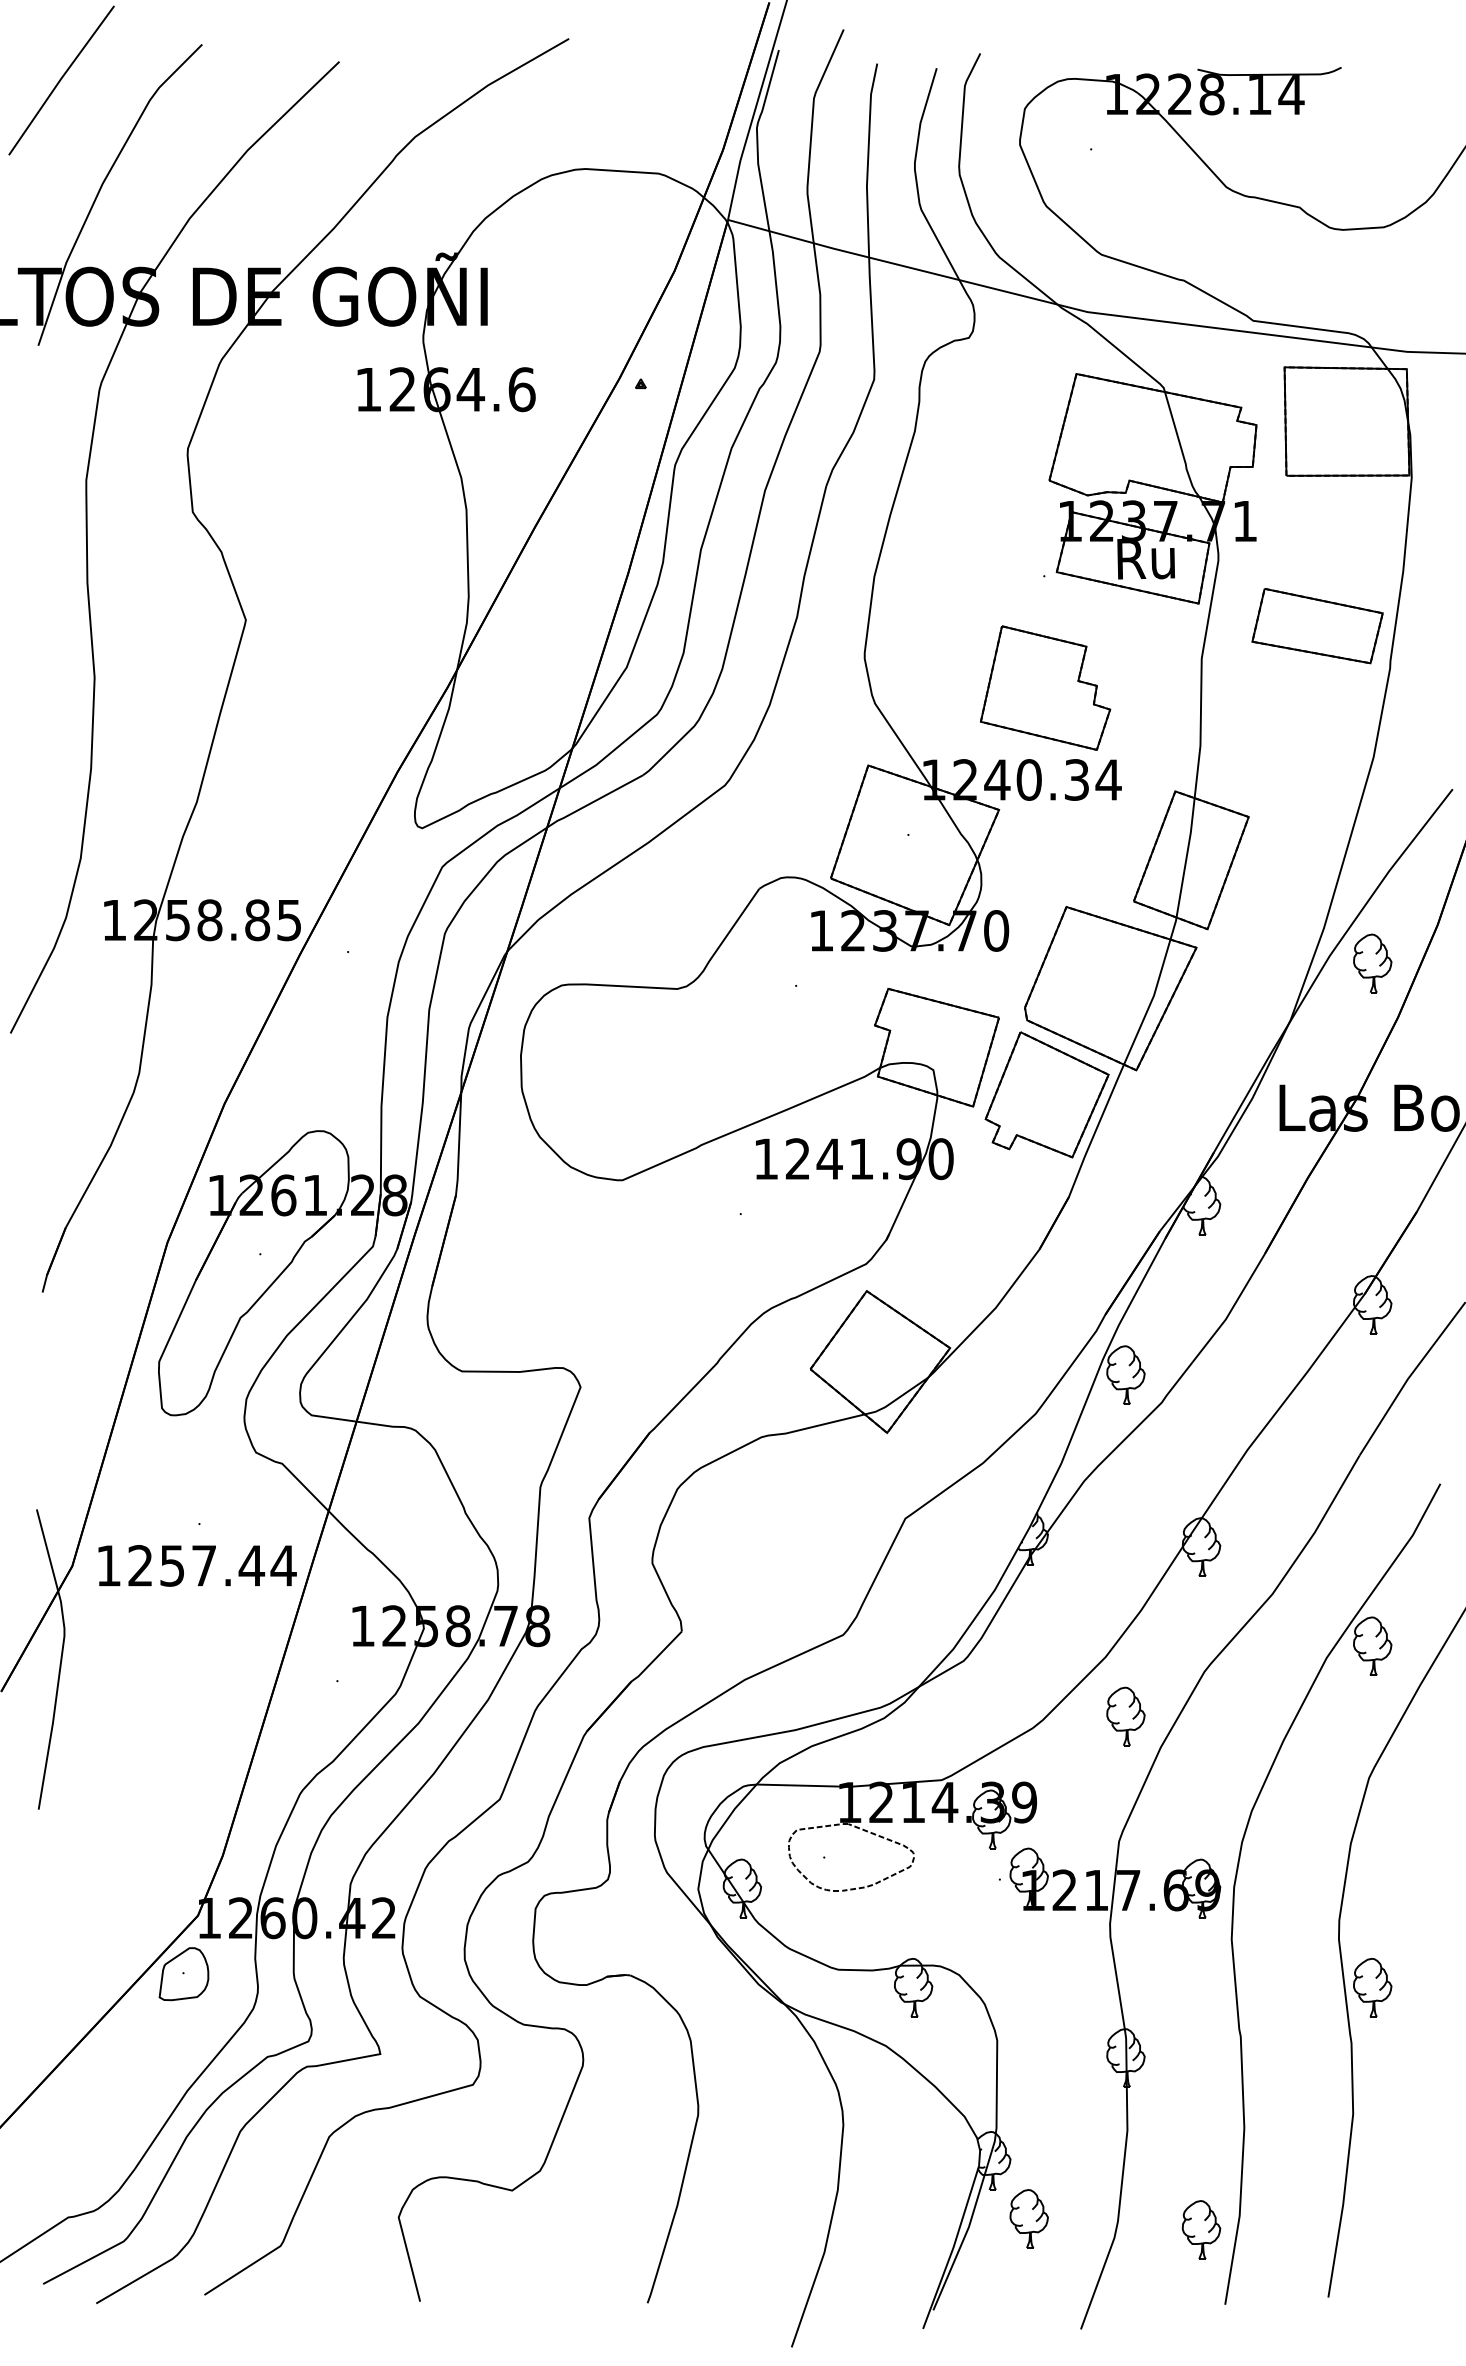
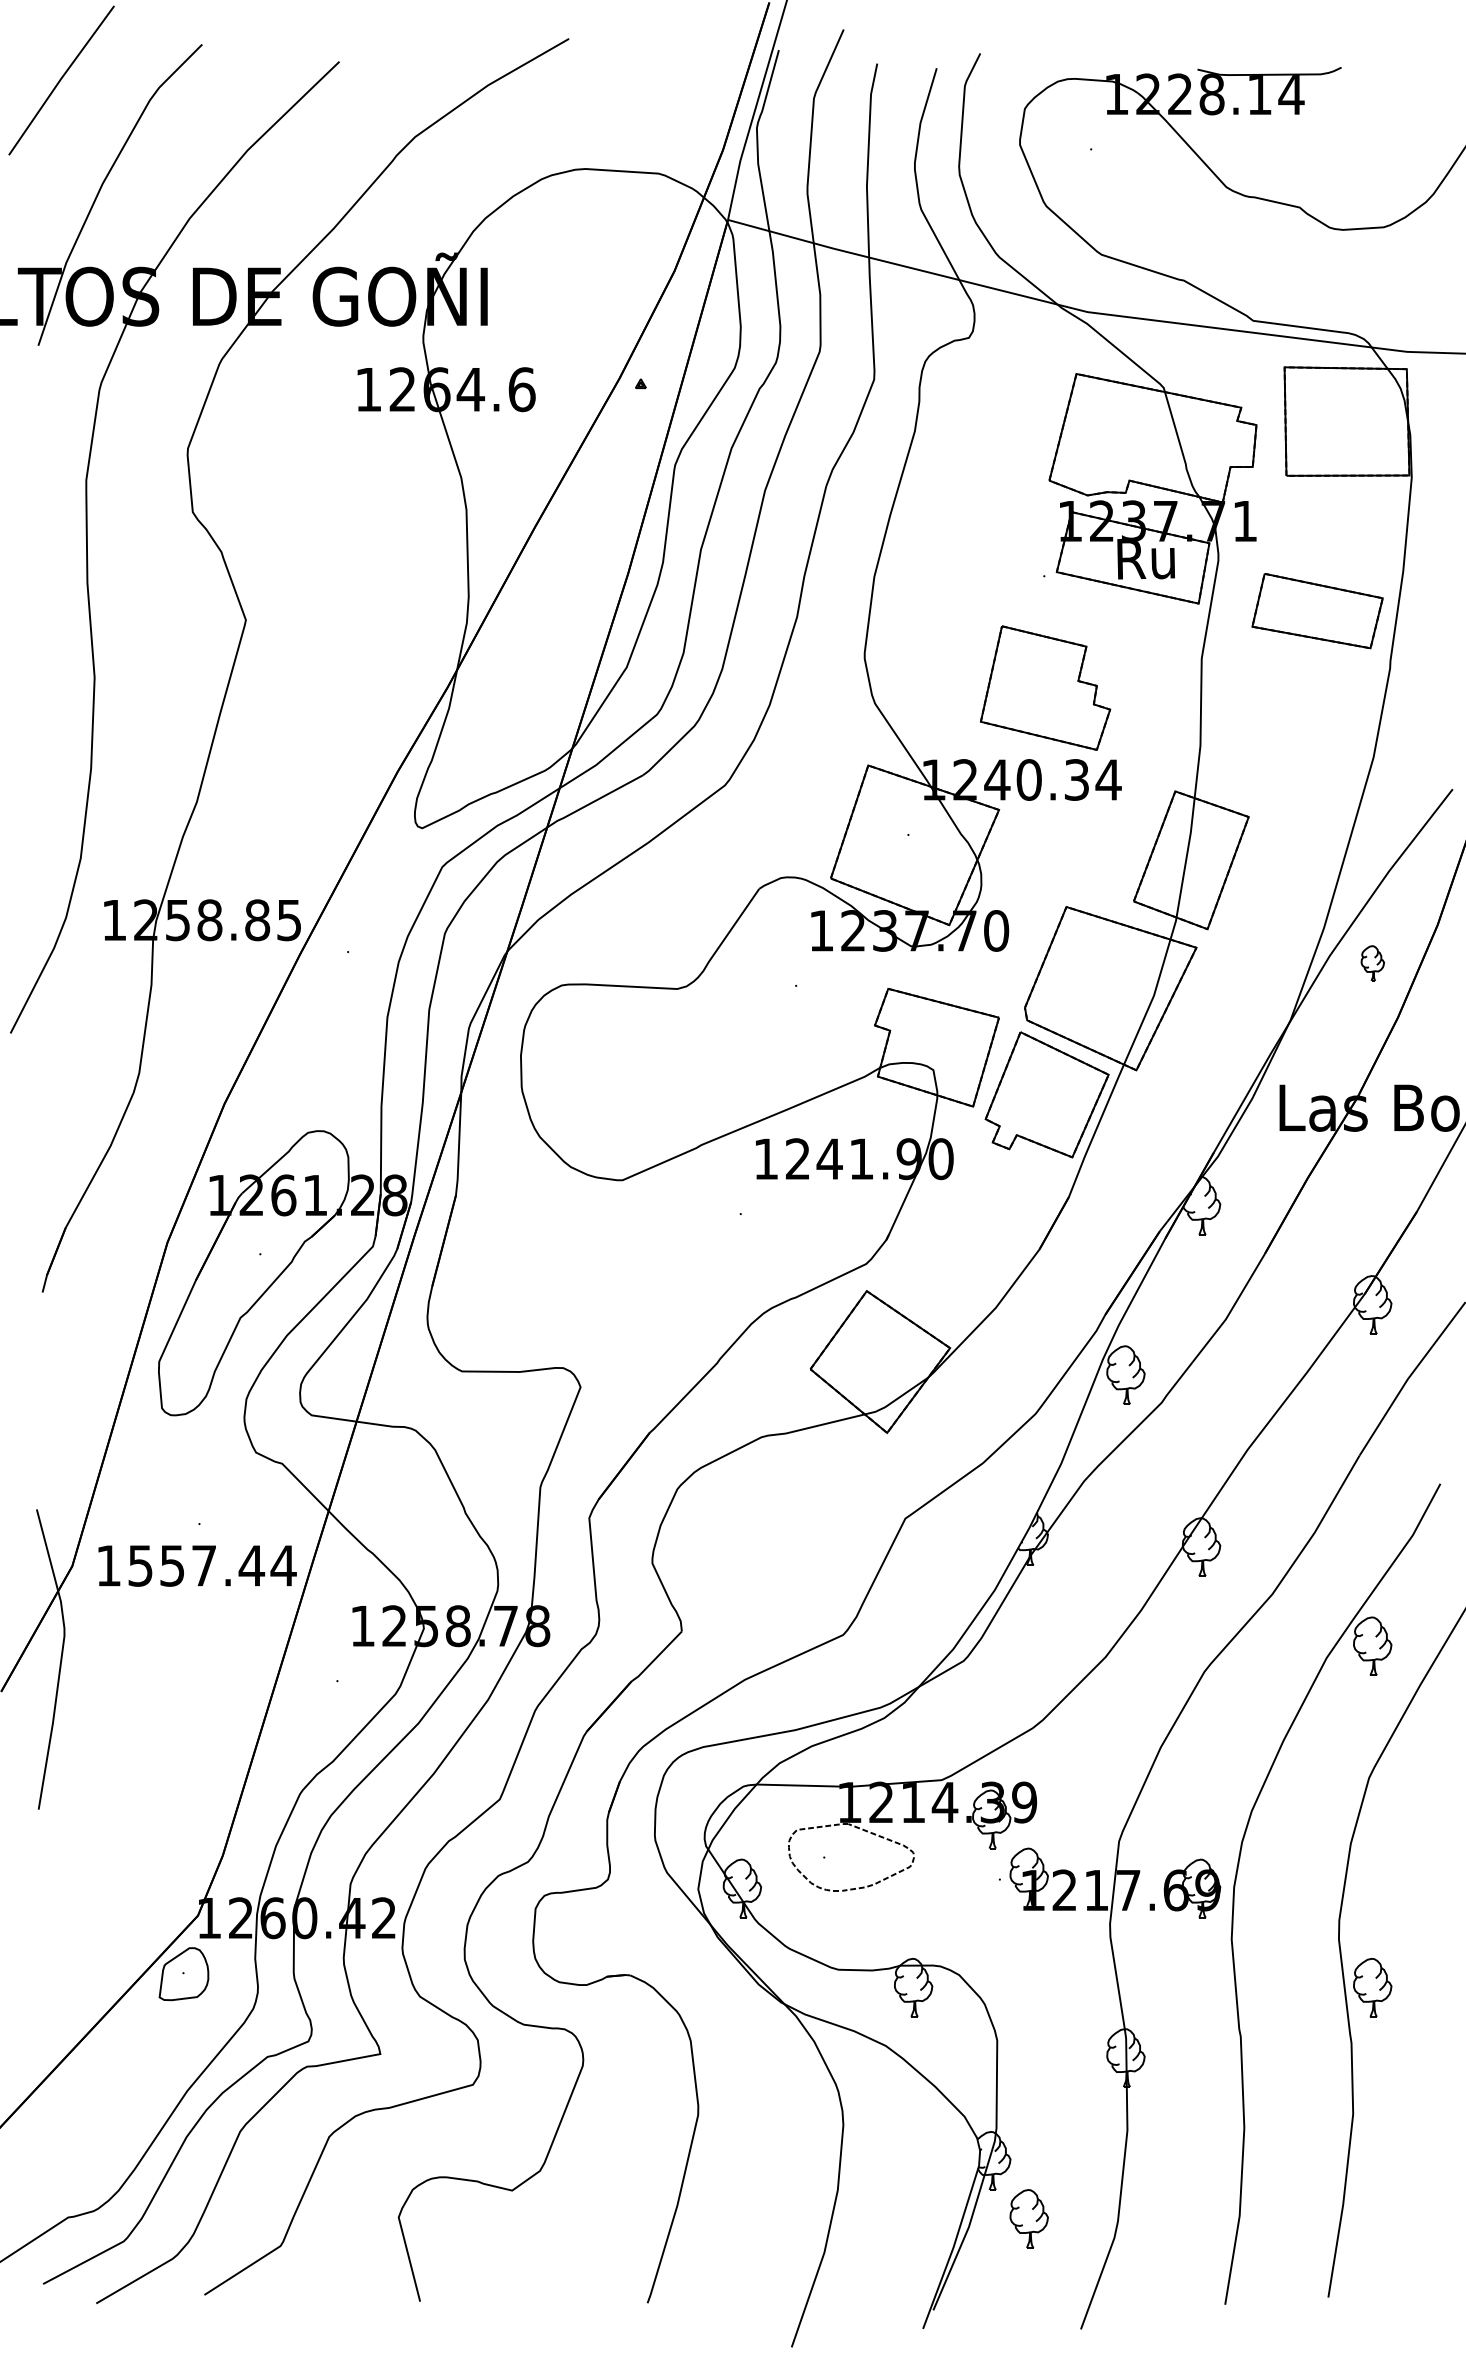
part position: (1317, 626) -> (1317, 611) (1317, 611)
part size: 40x61 px -> 25x37 px (1372, 963)
text: 1257.44 -> 1557.44 (140, 1565)
part: present -> none (1125, 1716)
part: present -> none (1201, 2229)
